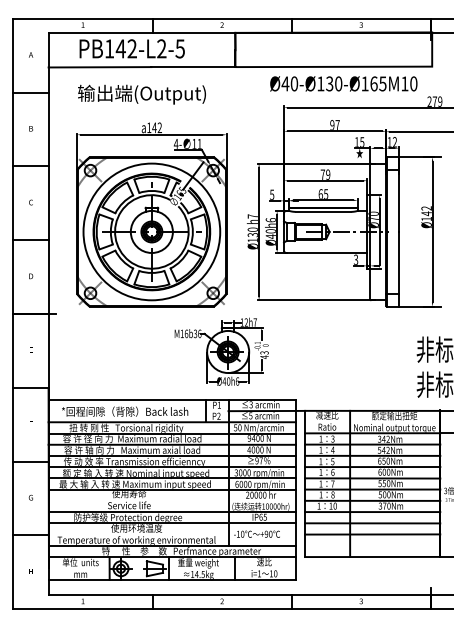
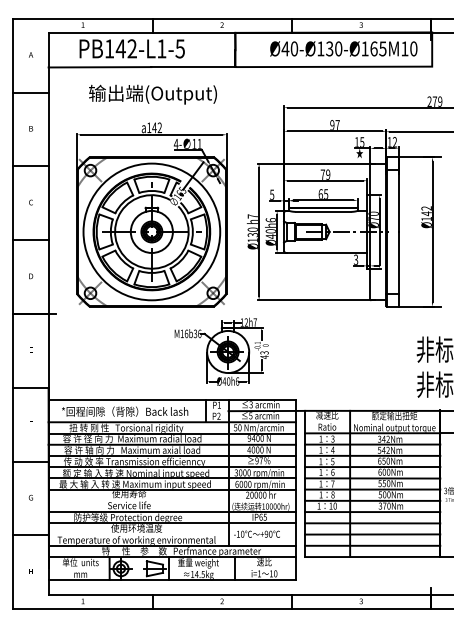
text: PB142-L2-5 -> PB142-L1-5 (161, 48)
text position: (343, 83) -> (343, 48) (343, 48)
text position: (141, 94) -> (152, 94) (152, 94)
line: none -> present (372, 545)
